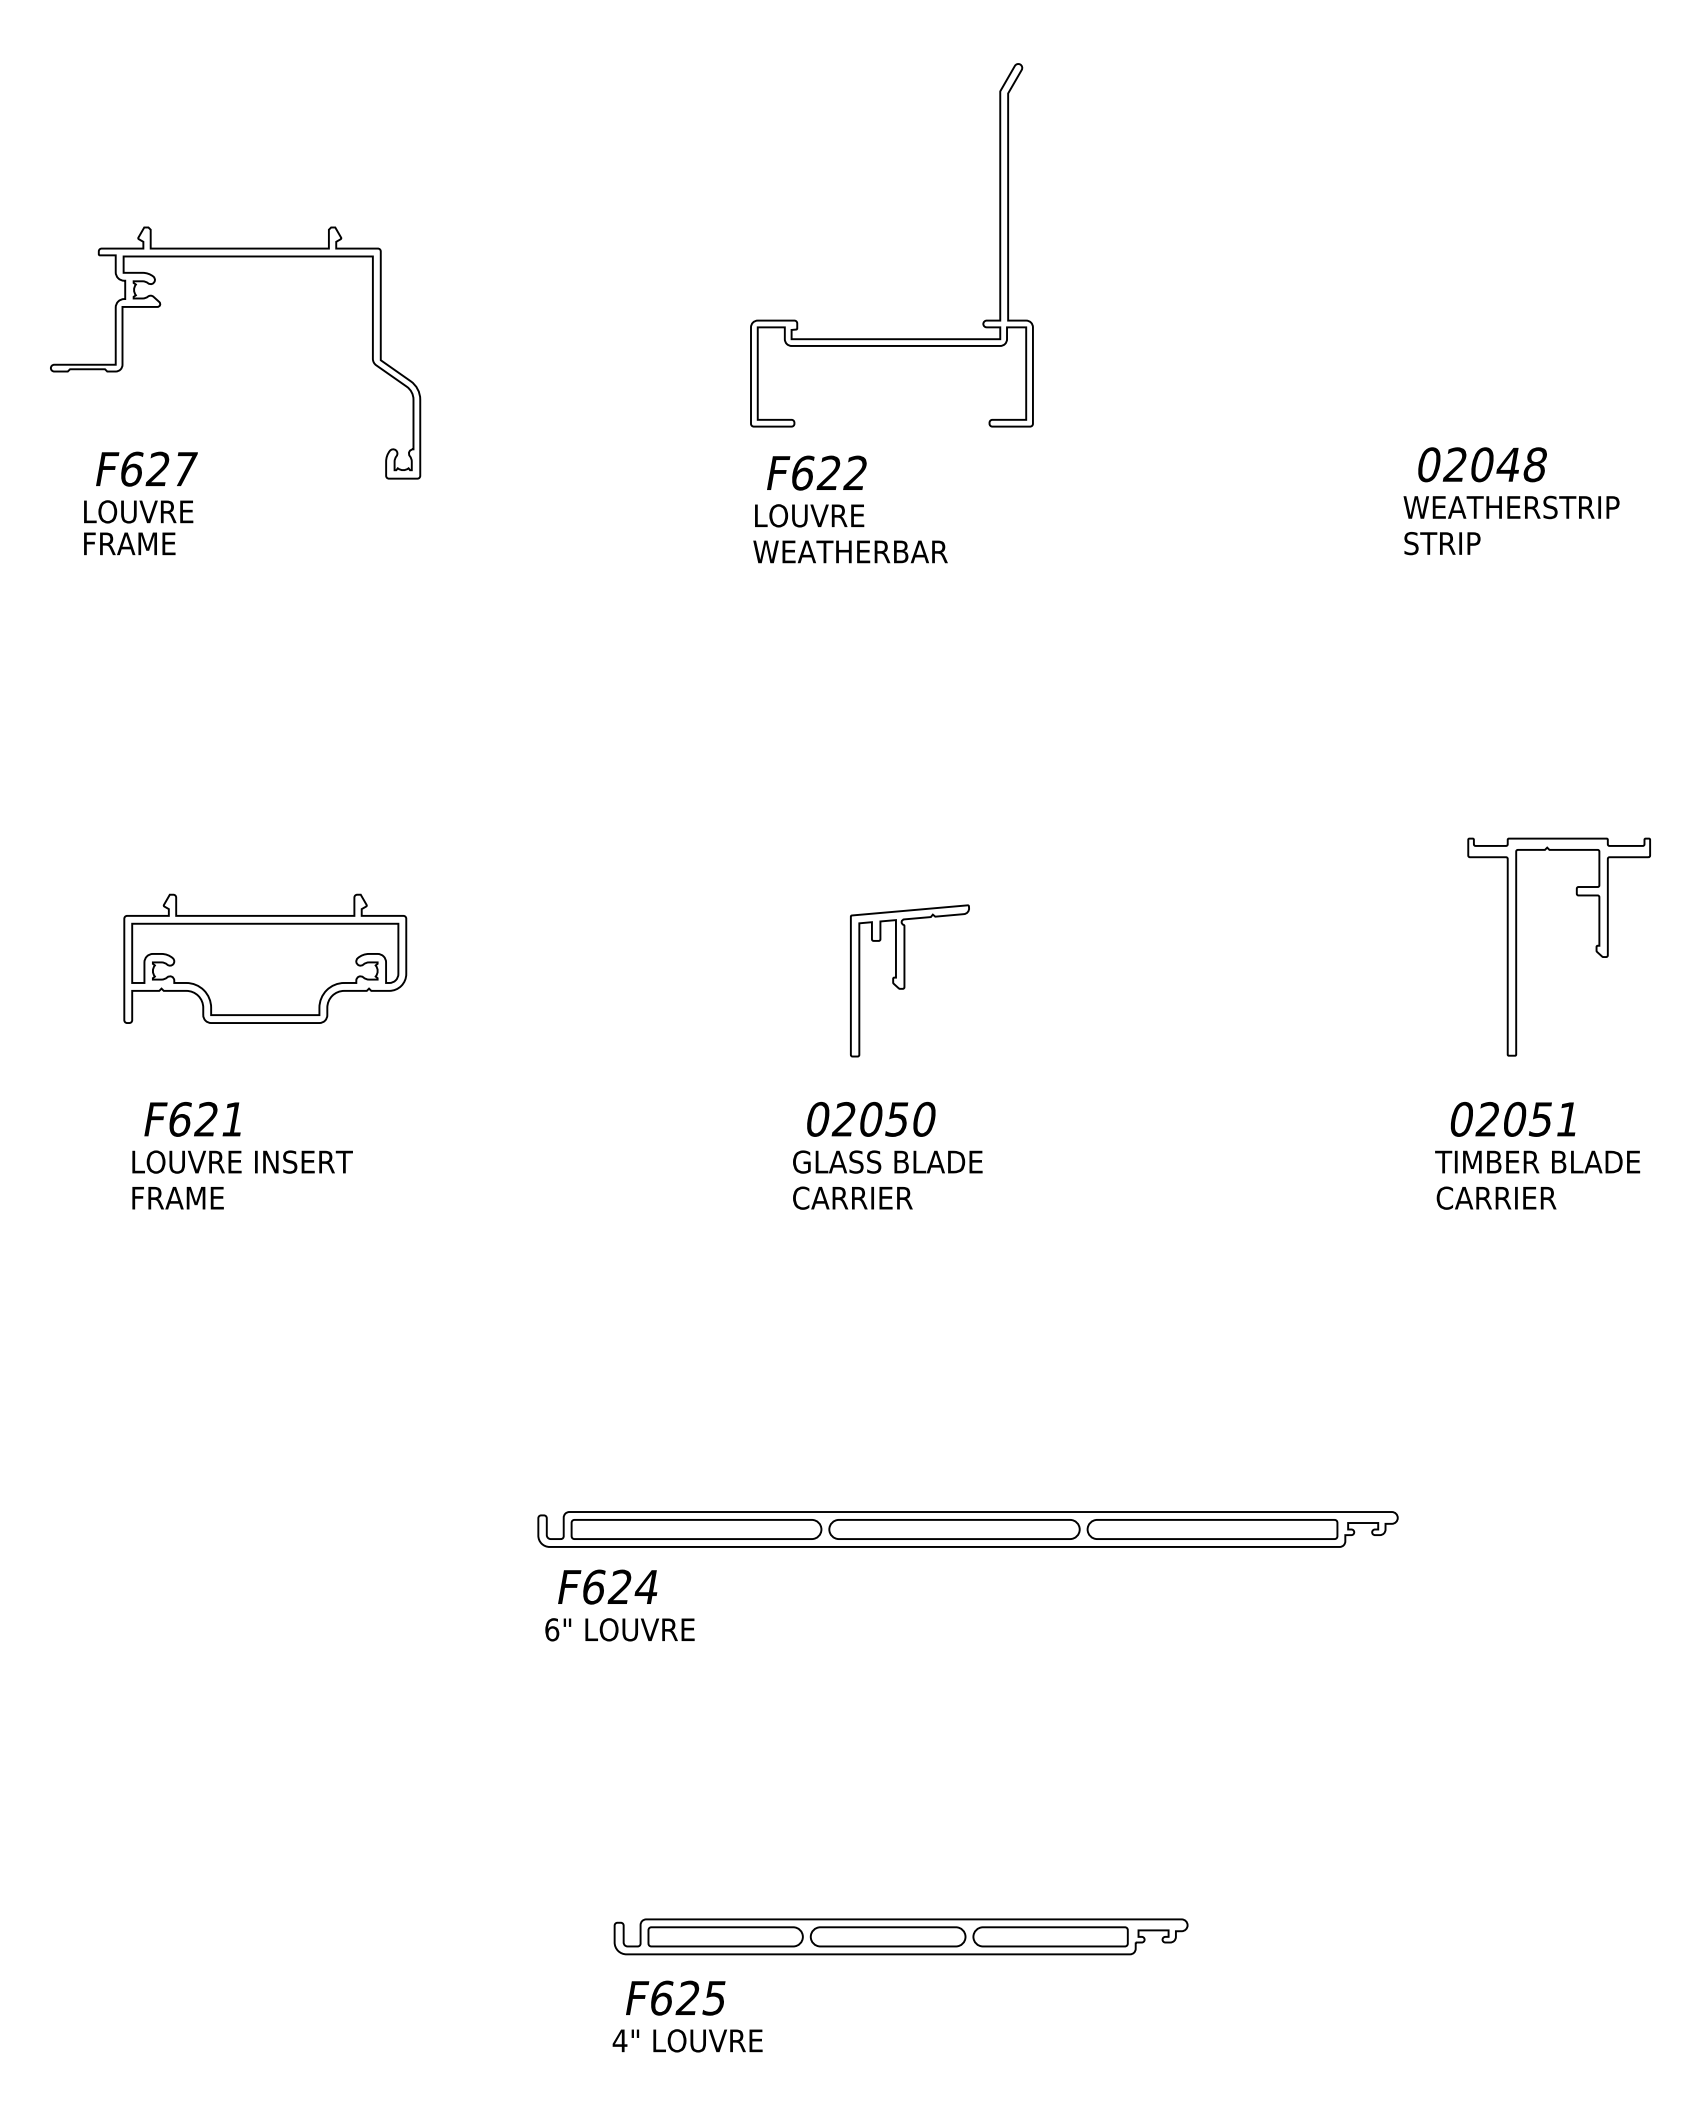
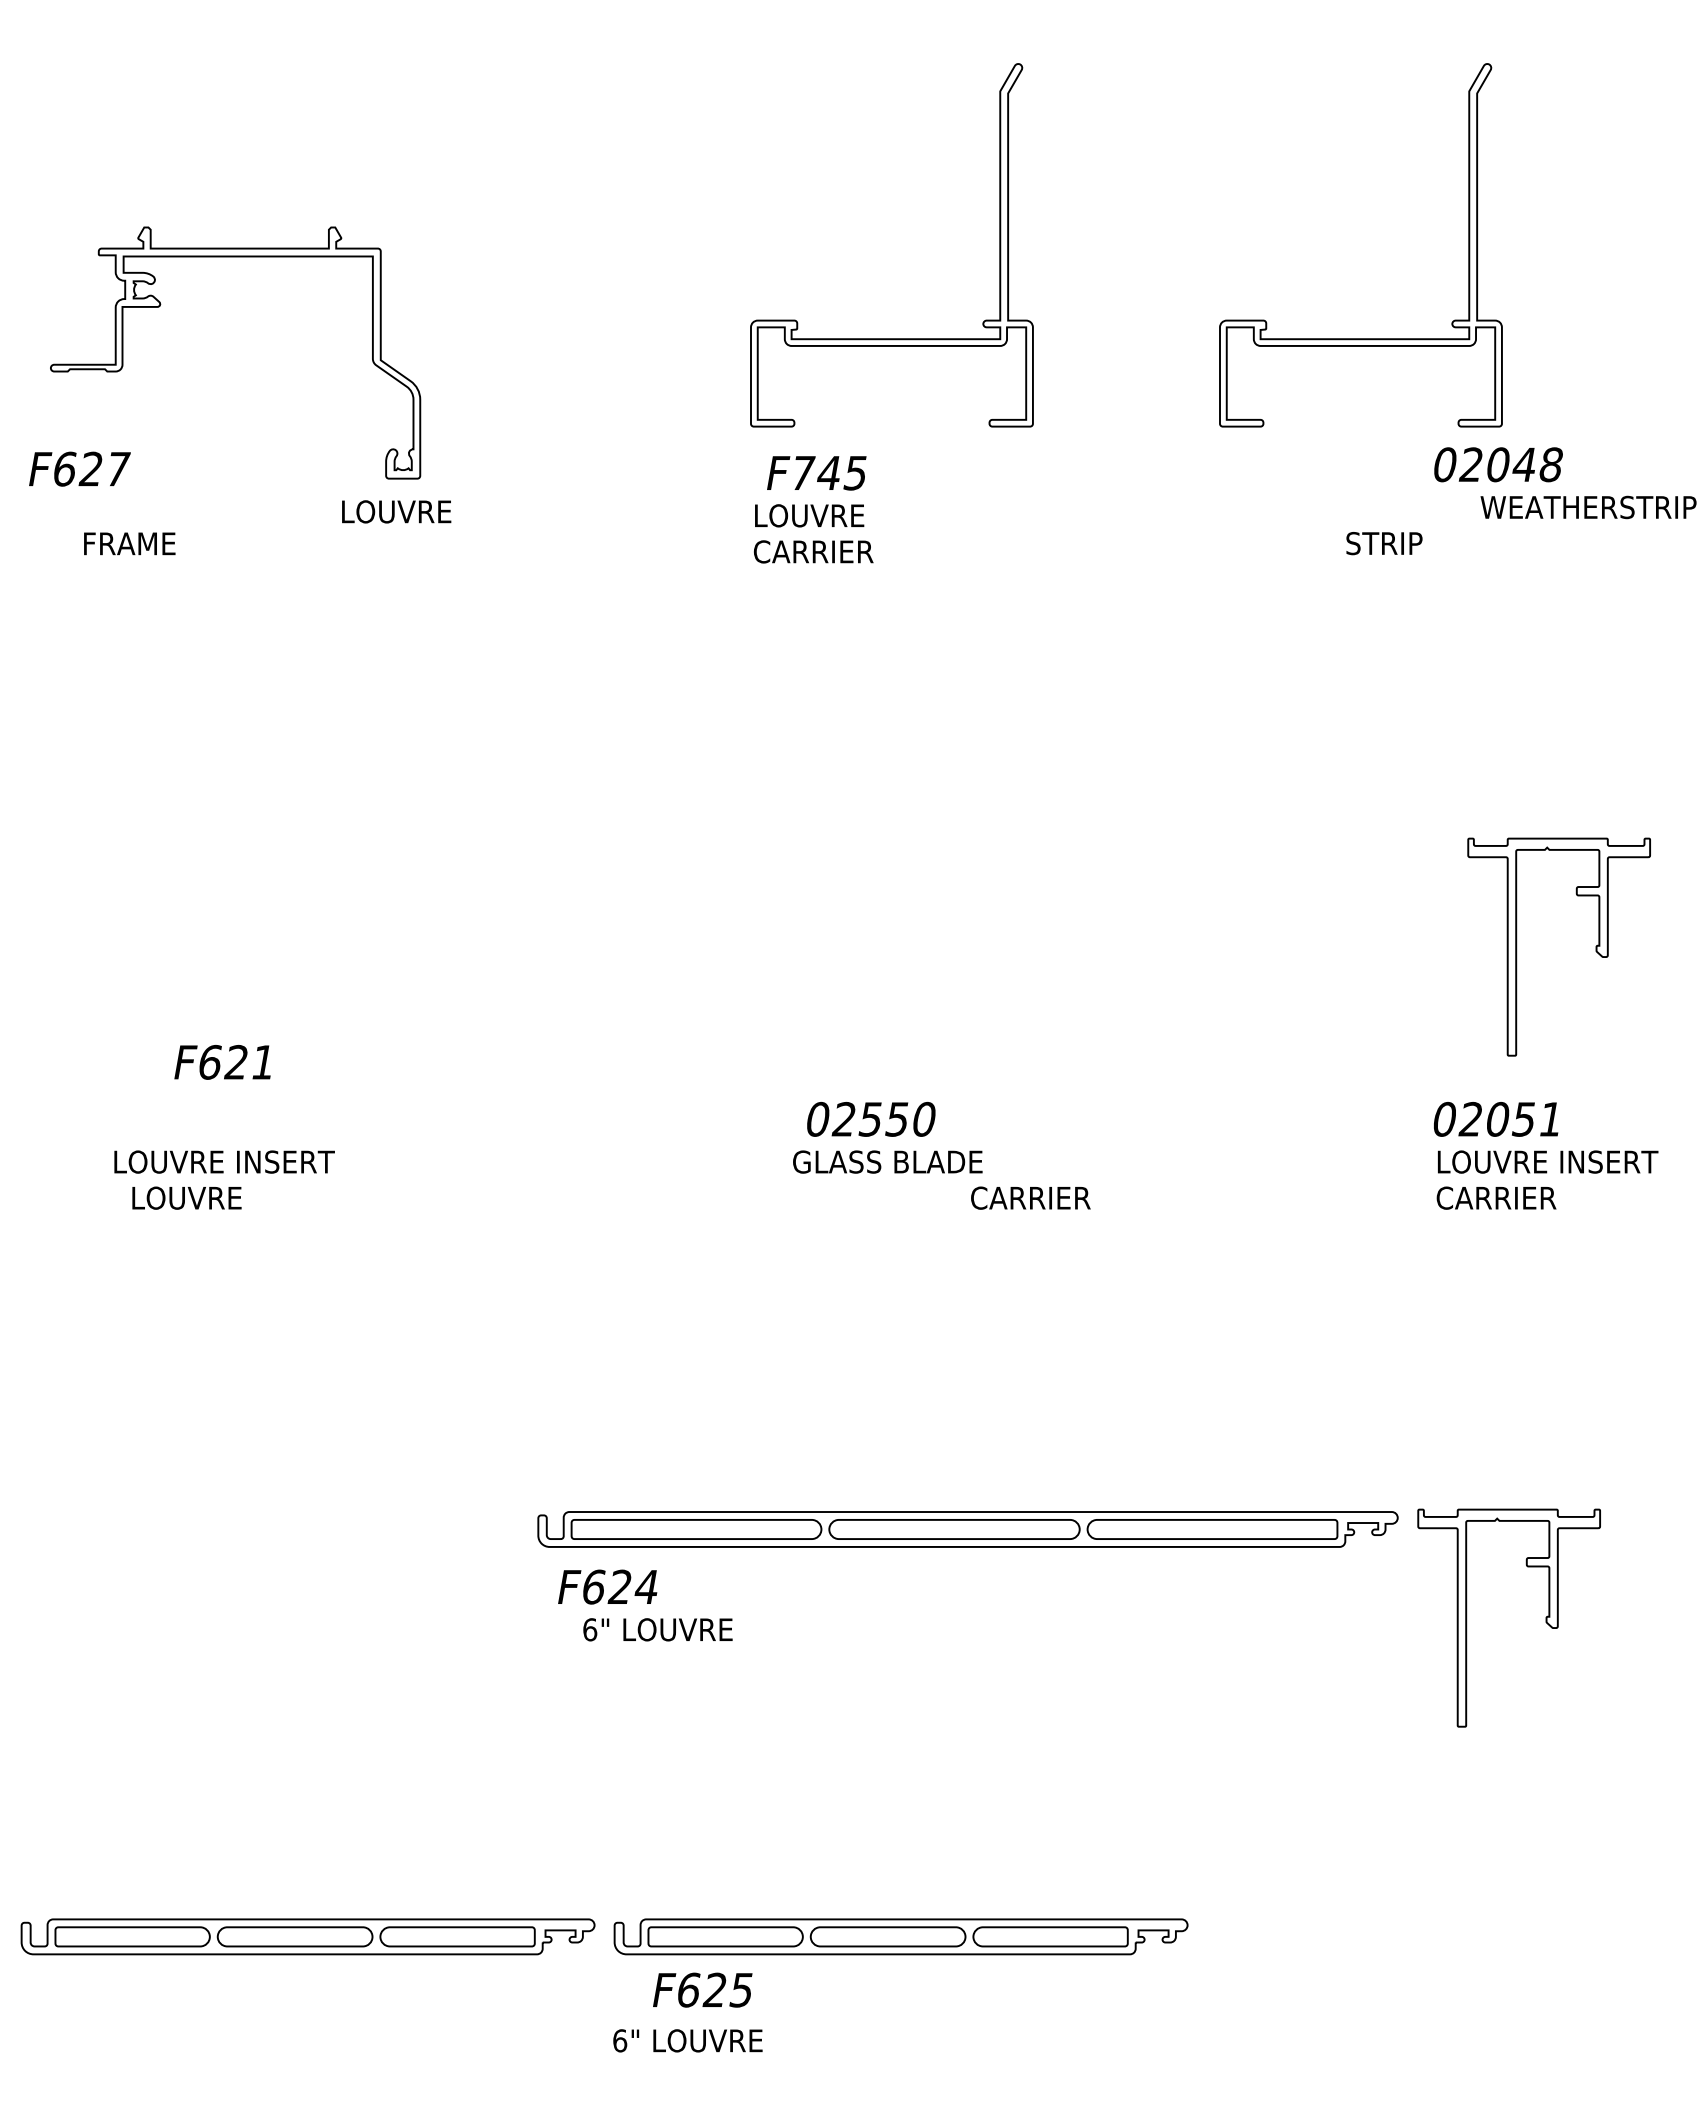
part: none -> present (1360, 338)
text position: (1482, 464) -> (1498, 464) (1498, 464)
text position: (146, 468) -> (79, 468) (79, 468)
text: F622 -> F745 (829, 472)
text position: (1511, 507) -> (1588, 507) (1588, 507)
text position: (138, 511) -> (396, 511) (396, 511)
text position: (1442, 543) -> (1384, 543) (1384, 543)
text: WEATHERBAR -> CARRIER (850, 551)
part: present -> none (265, 958)
part: present -> none (909, 980)
text: 02050 -> 02550 (870, 1118)
text position: (192, 1119) -> (222, 1062) (222, 1062)
text position: (1513, 1119) -> (1496, 1119) (1496, 1119)
text position: (242, 1161) -> (224, 1161) (224, 1161)
text: TIMBER BLADE -> LOUVRE INSERT (1546, 1161)
text: FRAME -> LOUVRE (188, 1197)
text position: (852, 1197) -> (1030, 1197) (1030, 1197)
part: none -> present (1545, 1617)
text position: (619, 1629) -> (657, 1629) (657, 1629)
part: none -> present (307, 1936)
text position: (675, 1997) -> (702, 1989) (702, 1989)
text: 4" -> 6" (619, 2040)
